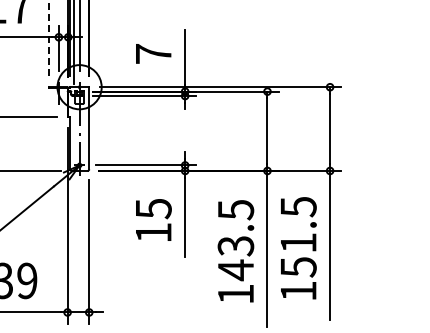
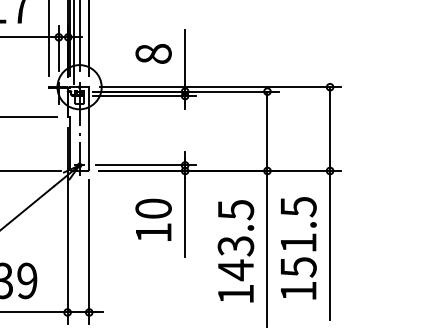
line: dashed -> solid (49, 38)
text: 7 -> 8 (153, 53)
text: 15 -> 10 (153, 208)
